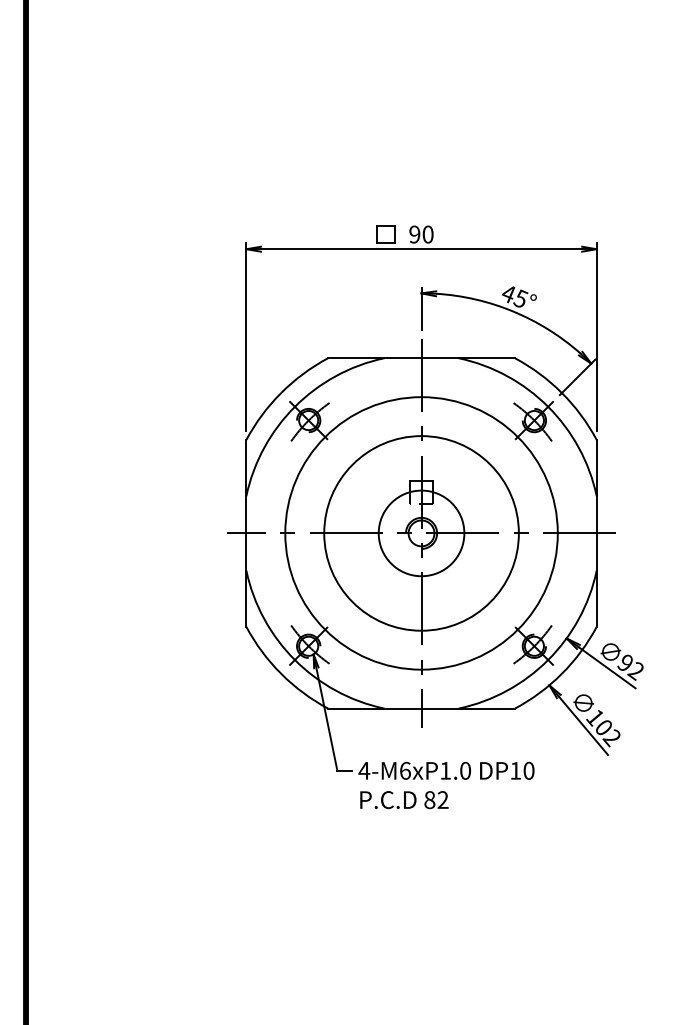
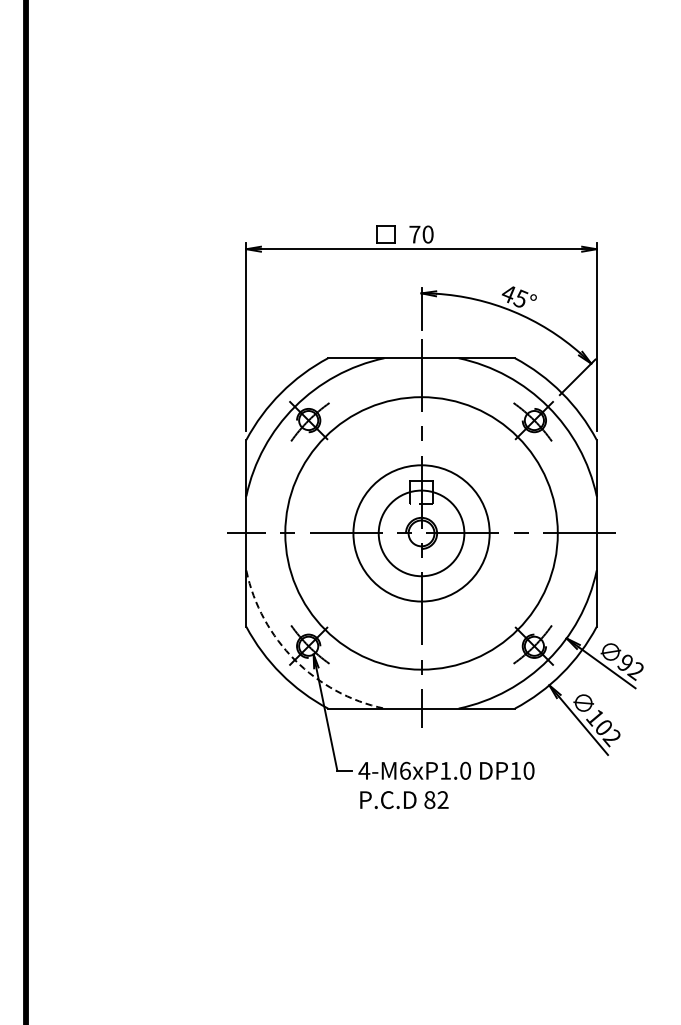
text: 90 -> 70 (414, 234)
circle diameter: 195 px -> 136 px (421, 533)
arc: solid -> dashed (294, 660)
